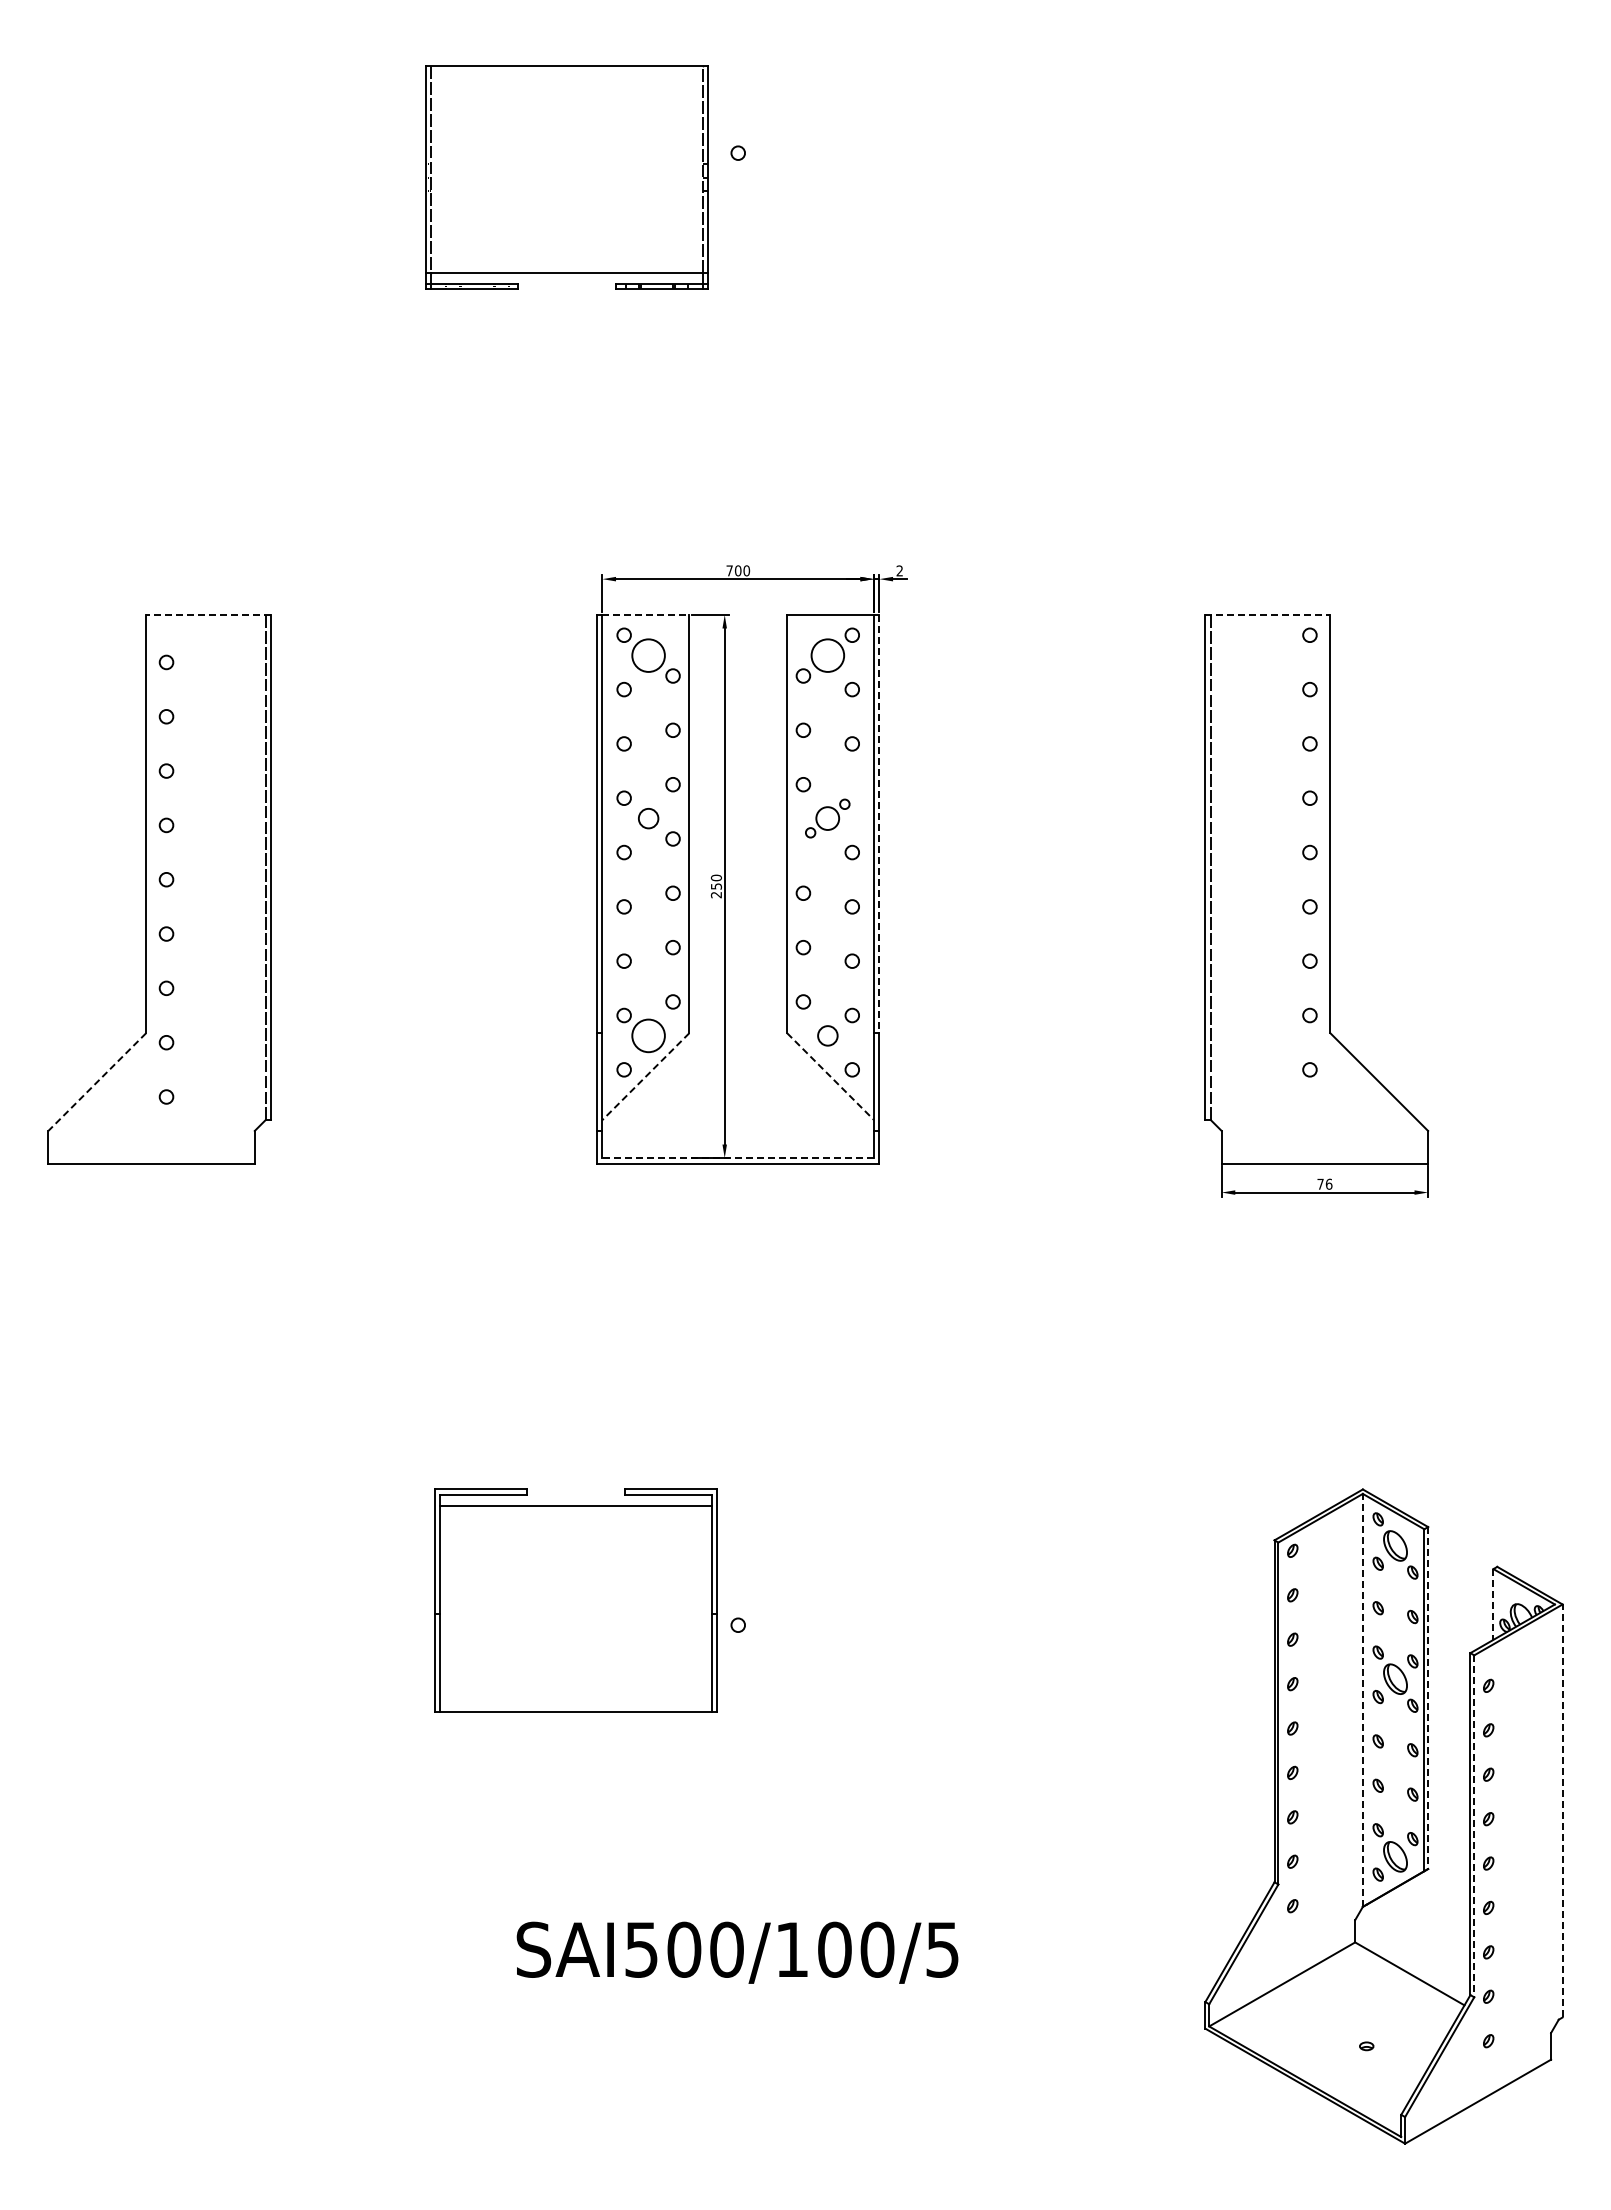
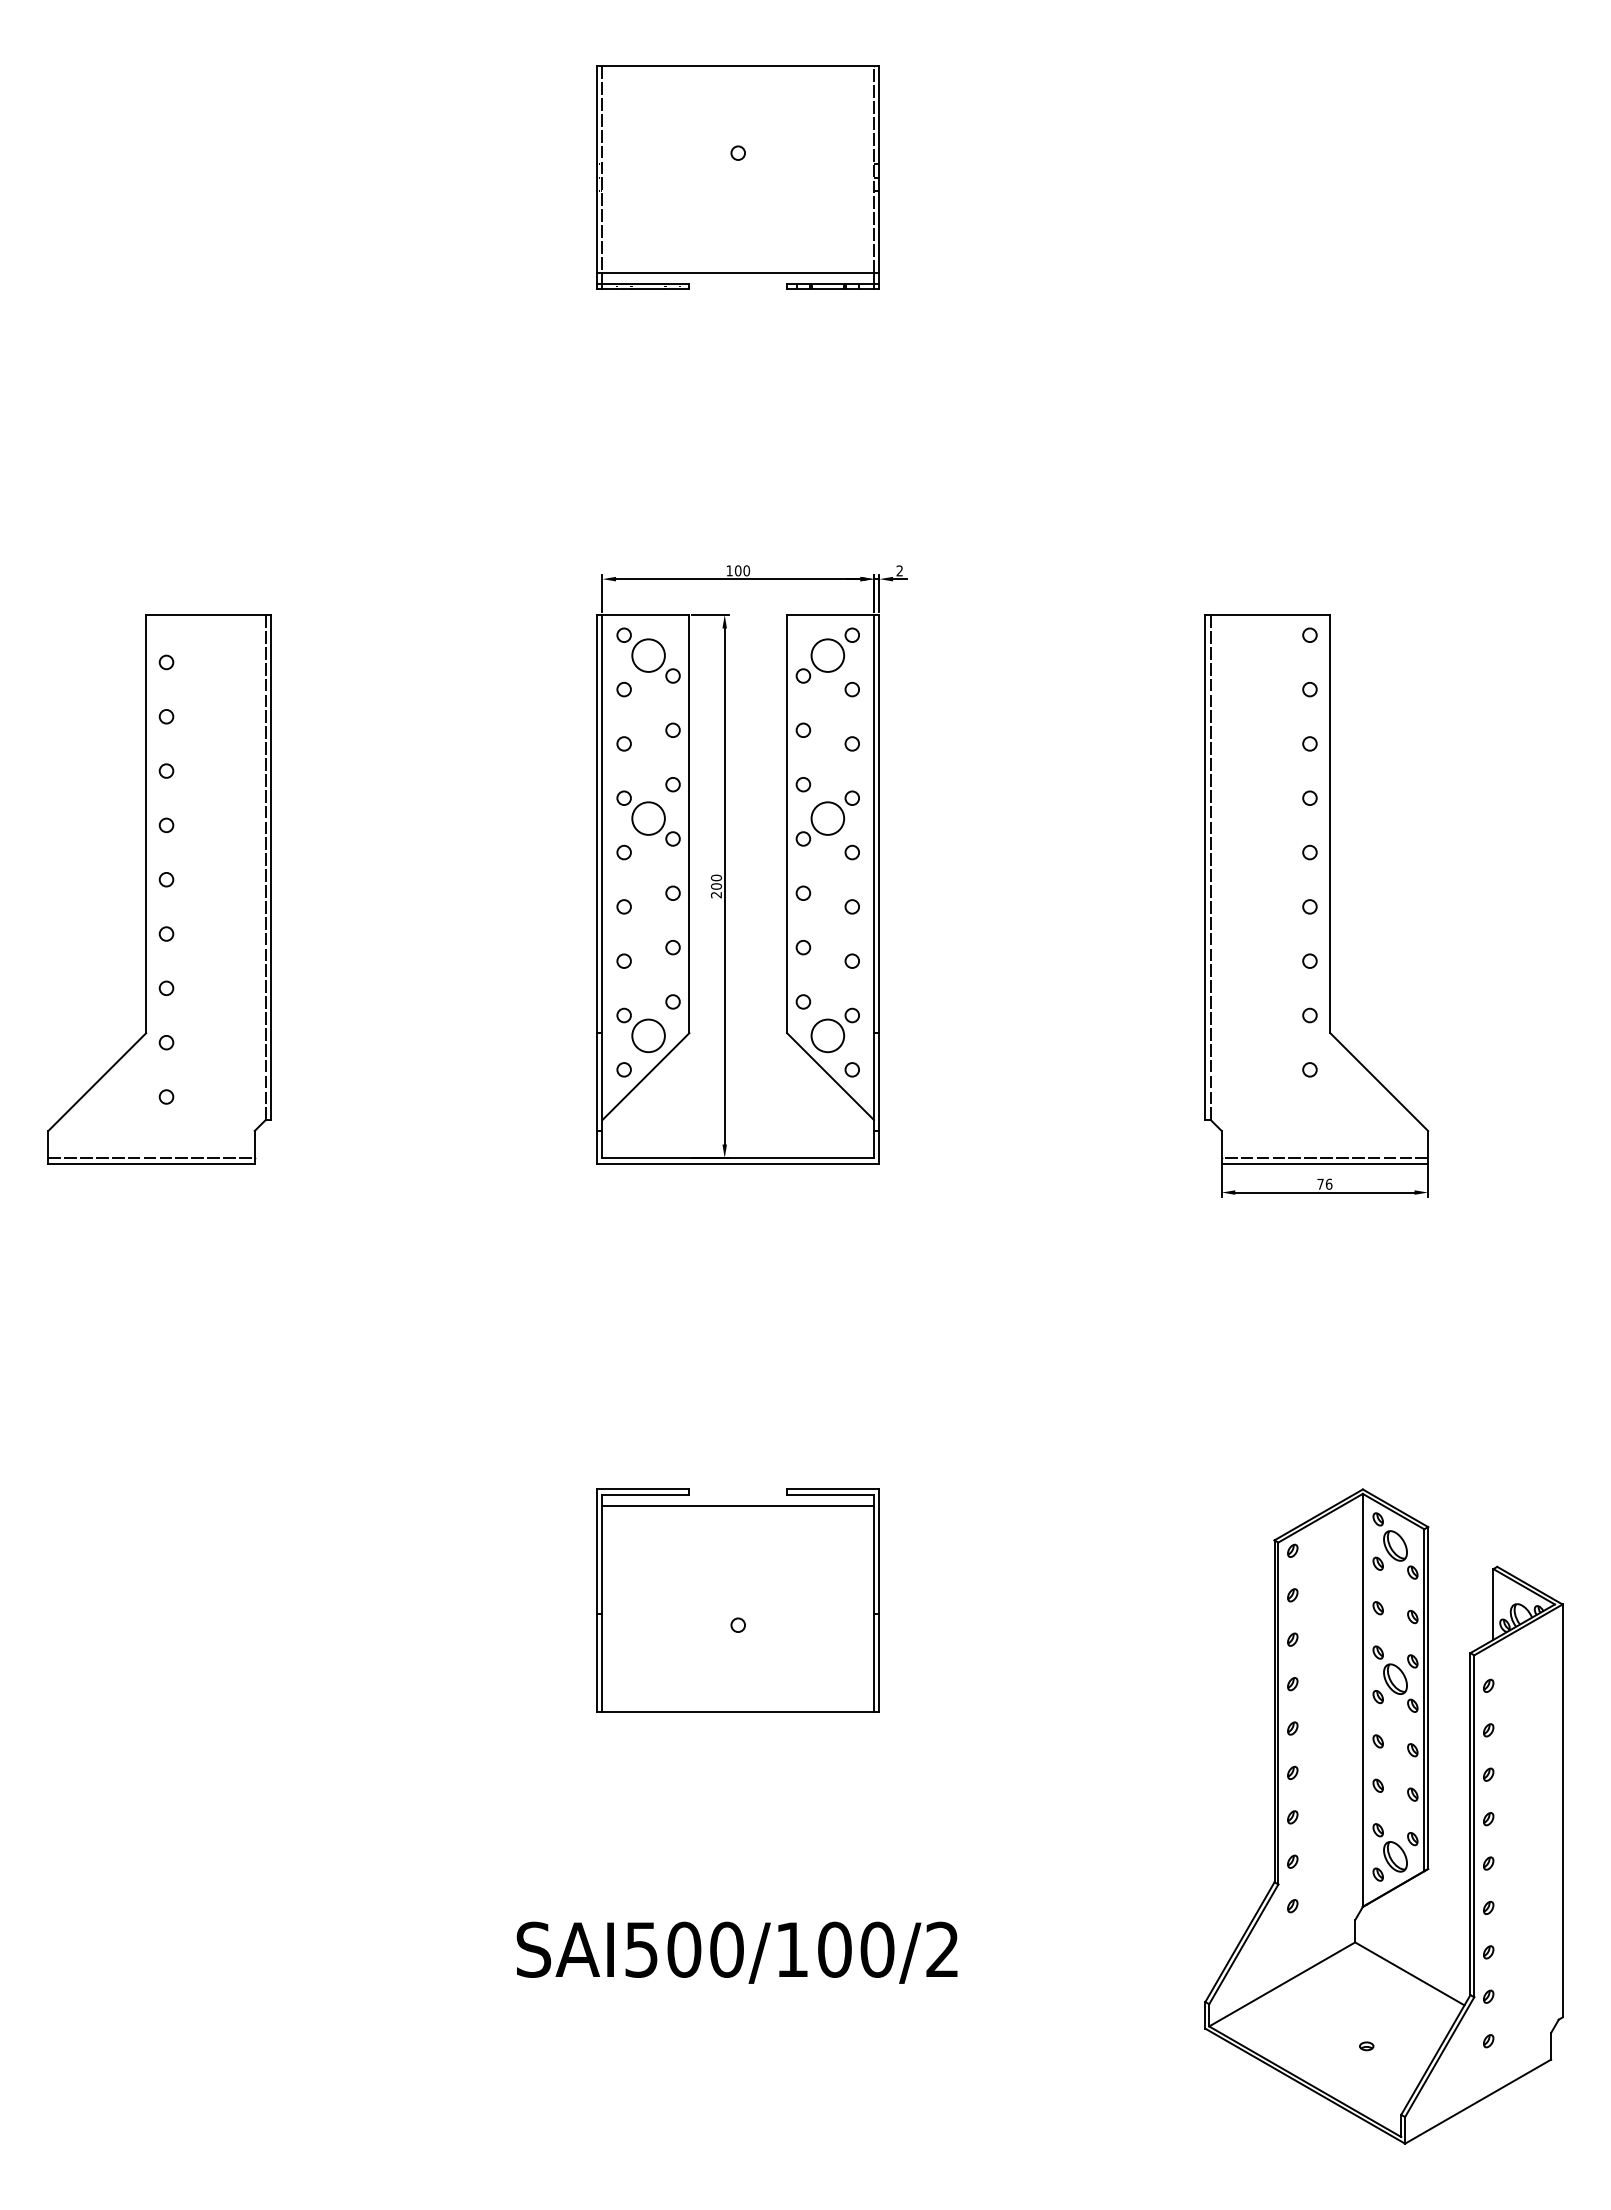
part position: (566, 177) -> (737, 177) (737, 177)
text: 700 -> 100 (729, 570)
line: dashed -> solid (208, 614)
line: dashed -> solid (646, 614)
line: dashed -> solid (1268, 614)
circle diameter: 20 px -> 33 px (648, 818)
part size: 46x41 px -> 65x57 px (827, 818)
line: dashed -> solid (879, 824)
text: 250 -> 200 (715, 886)
circle diameter: 20 px -> 33 px (827, 1035)
line: dashed -> solid (645, 1076)
line: dashed -> solid (830, 1076)
line: dashed -> solid (96, 1082)
line: none -> present (151, 1158)
line: dashed -> solid (738, 1158)
line: none -> present (1324, 1158)
part position: (575, 1600) -> (737, 1600) (737, 1600)
line: dashed -> solid (1493, 1604)
line: dashed -> solid (1428, 1698)
line: dashed -> solid (1362, 1699)
line: dashed -> solid (1562, 1810)
line: dashed -> solid (1474, 1826)
text: SAI500/100/5 -> SAI500/100/2 (942, 1949)
